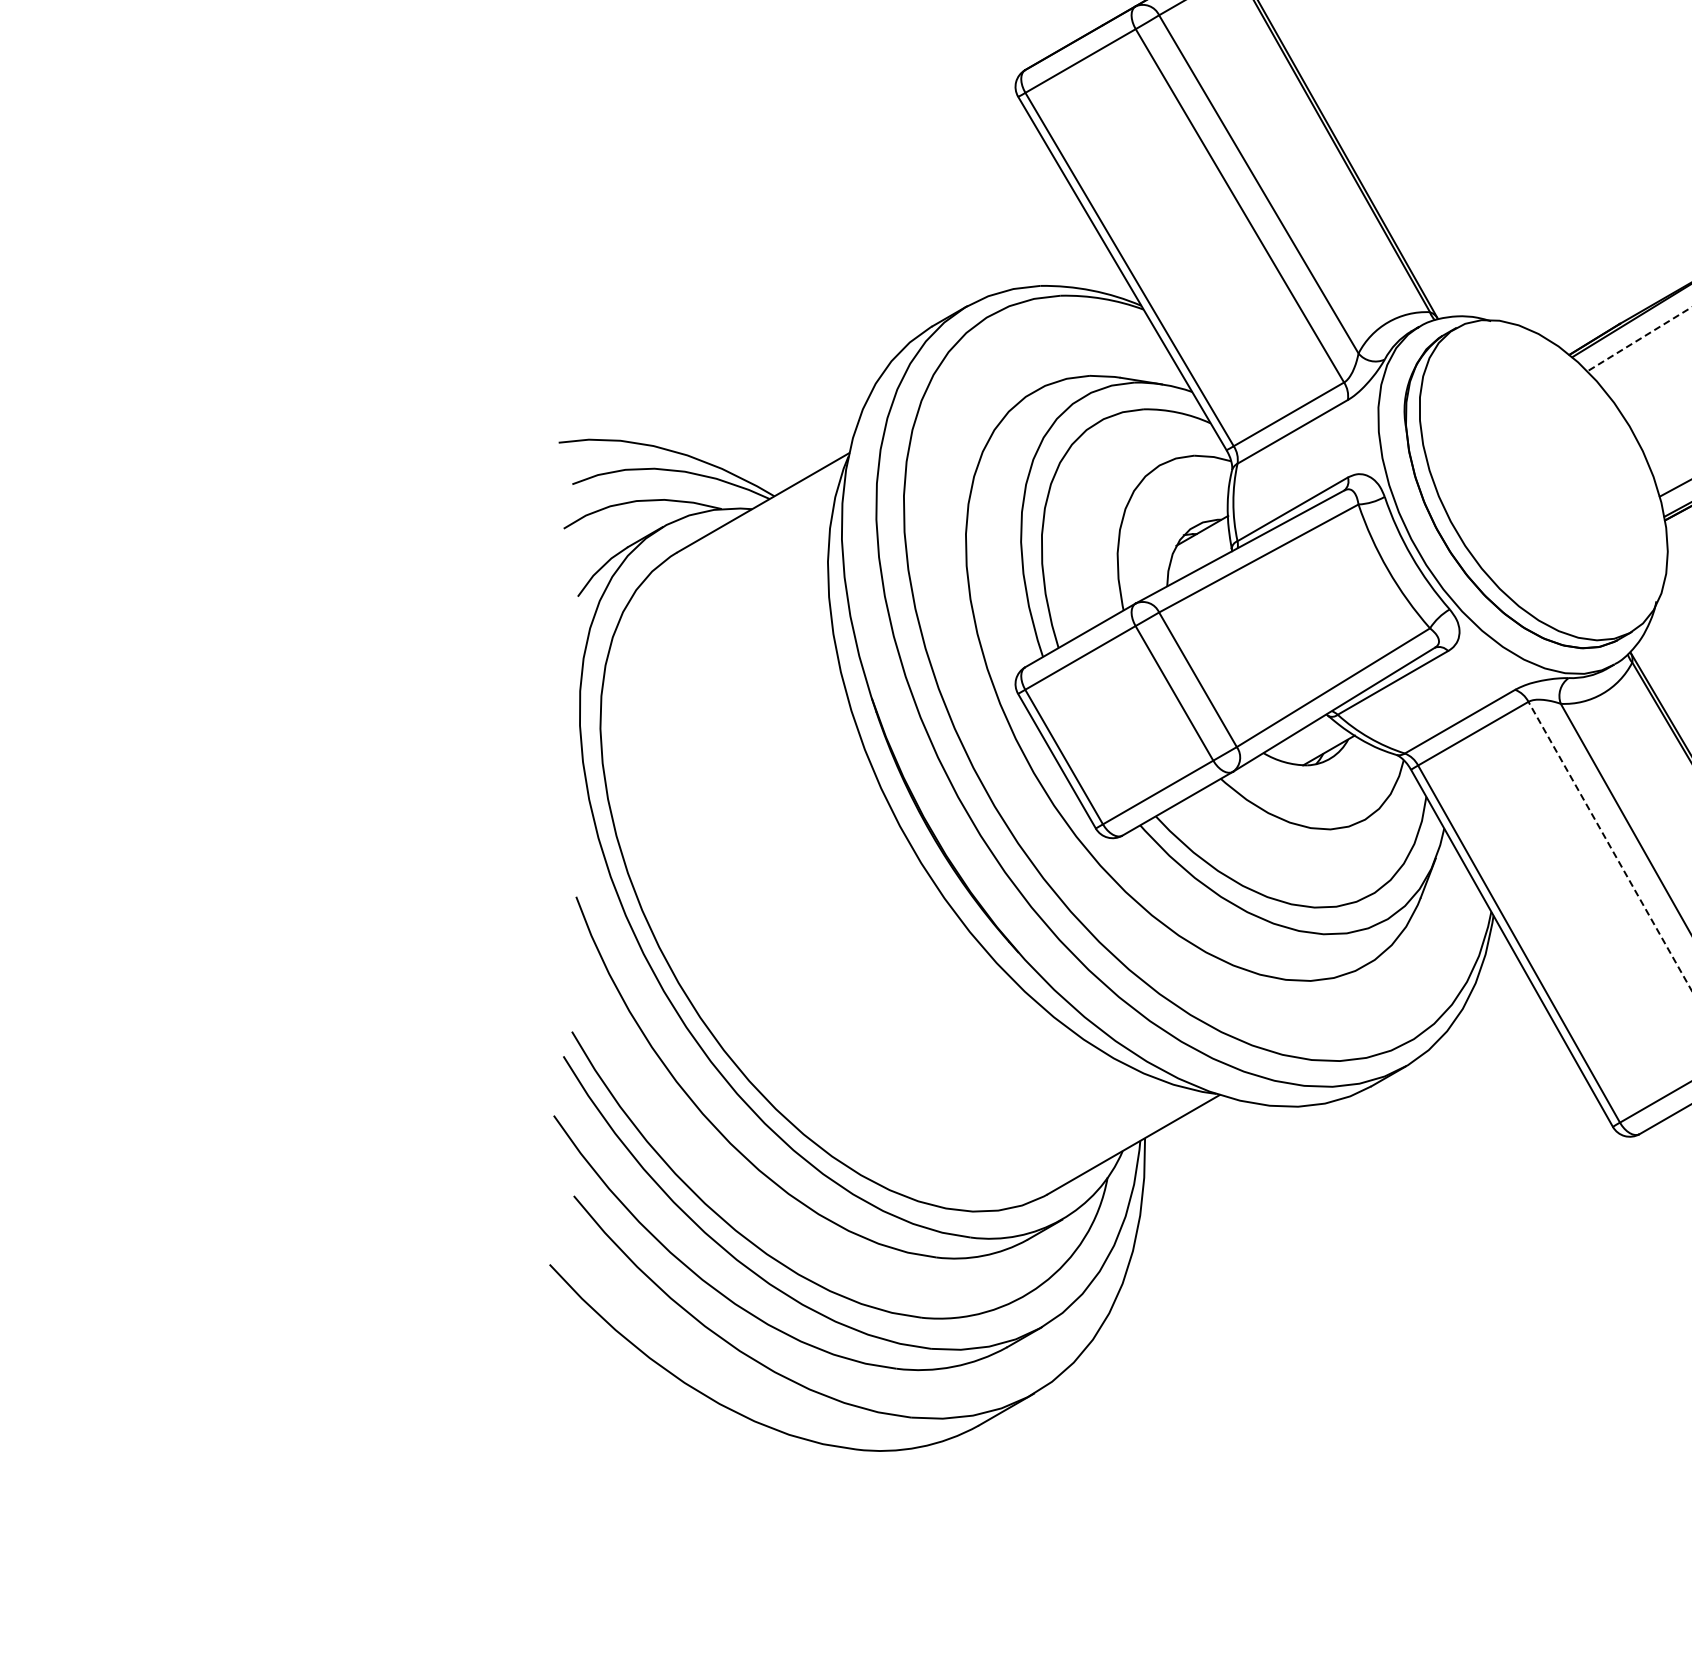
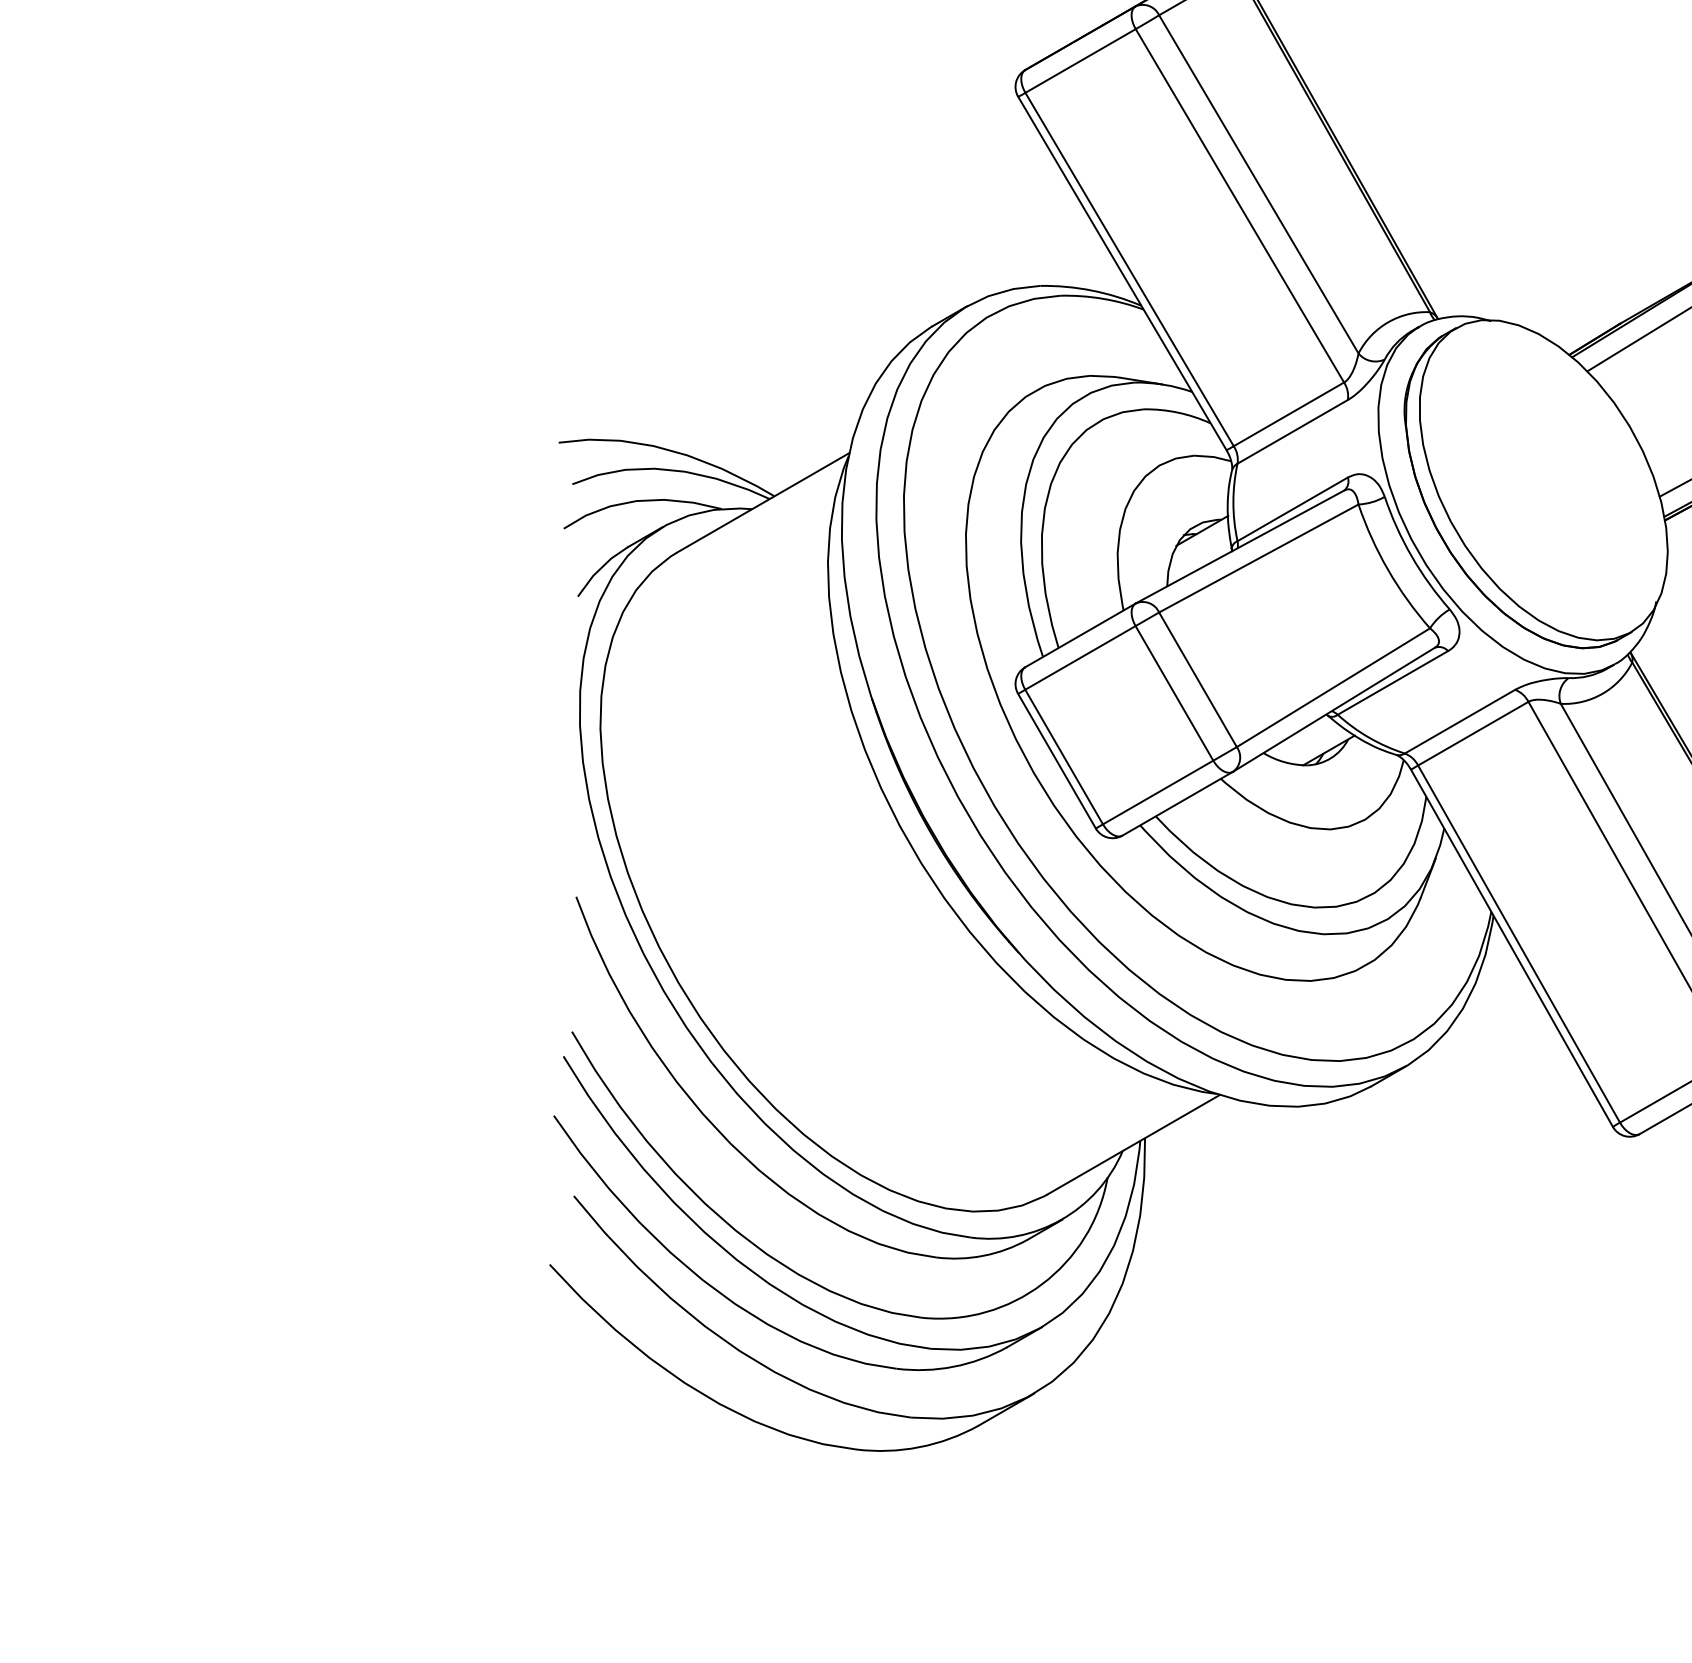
line: dashed -> solid (1639, 339)
line: dashed -> solid (1609, 846)
